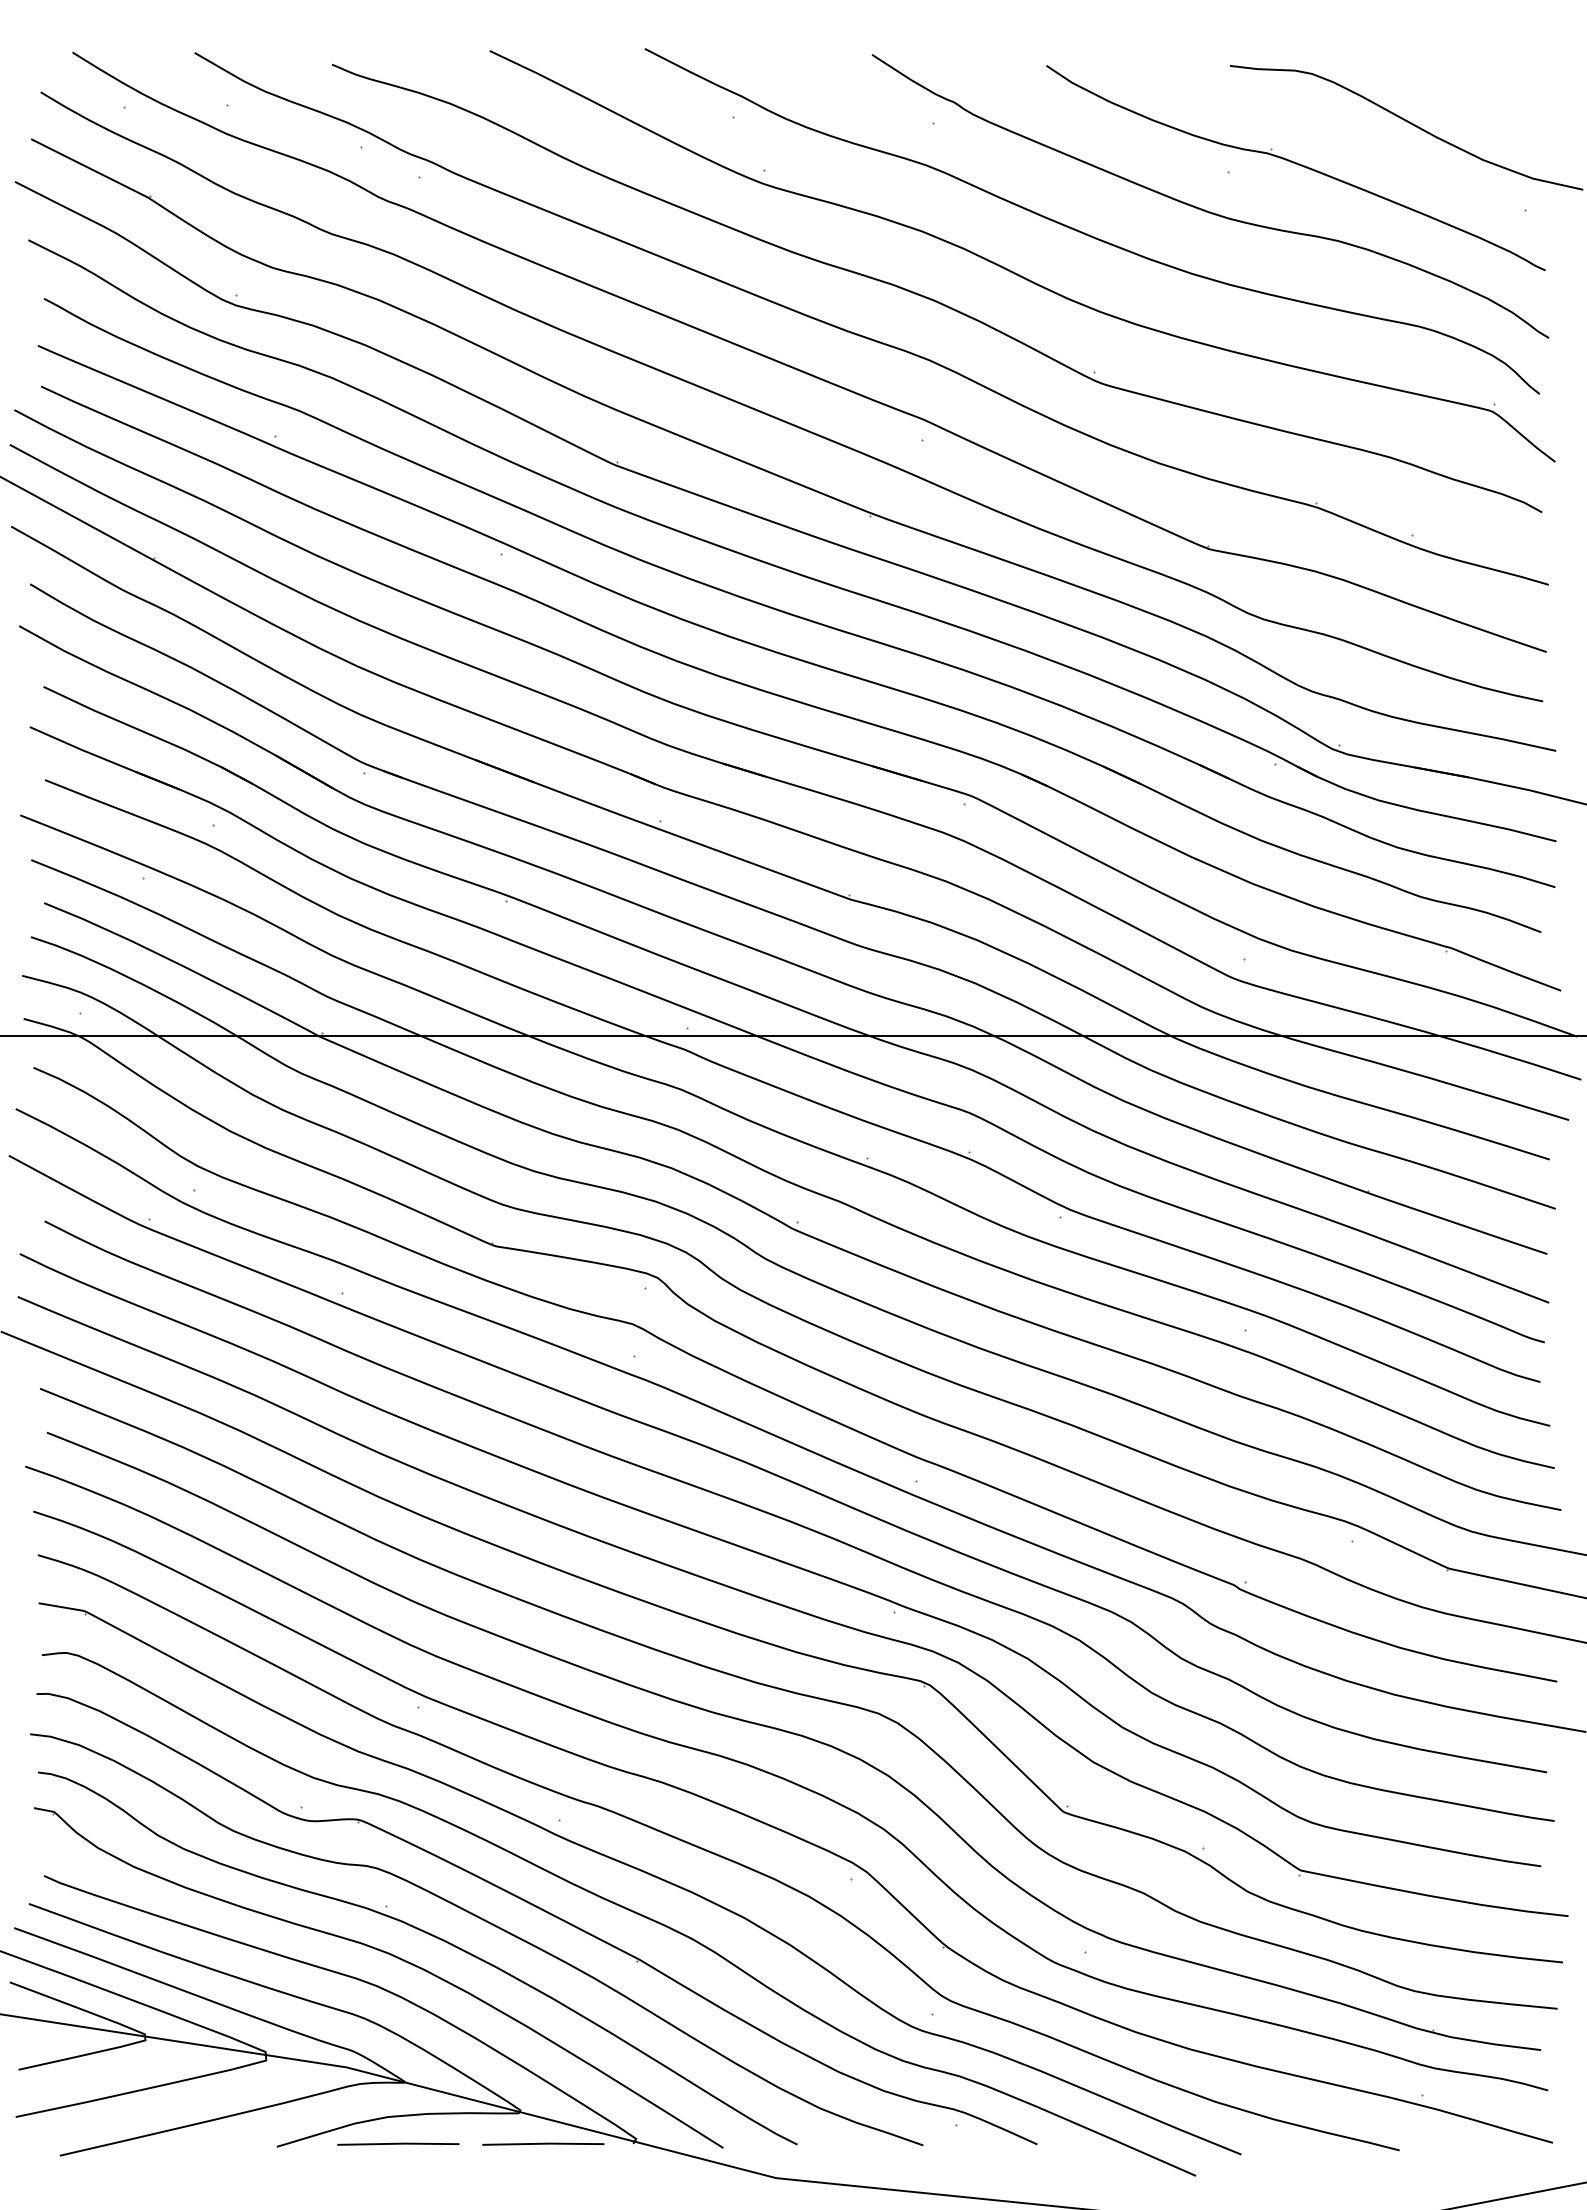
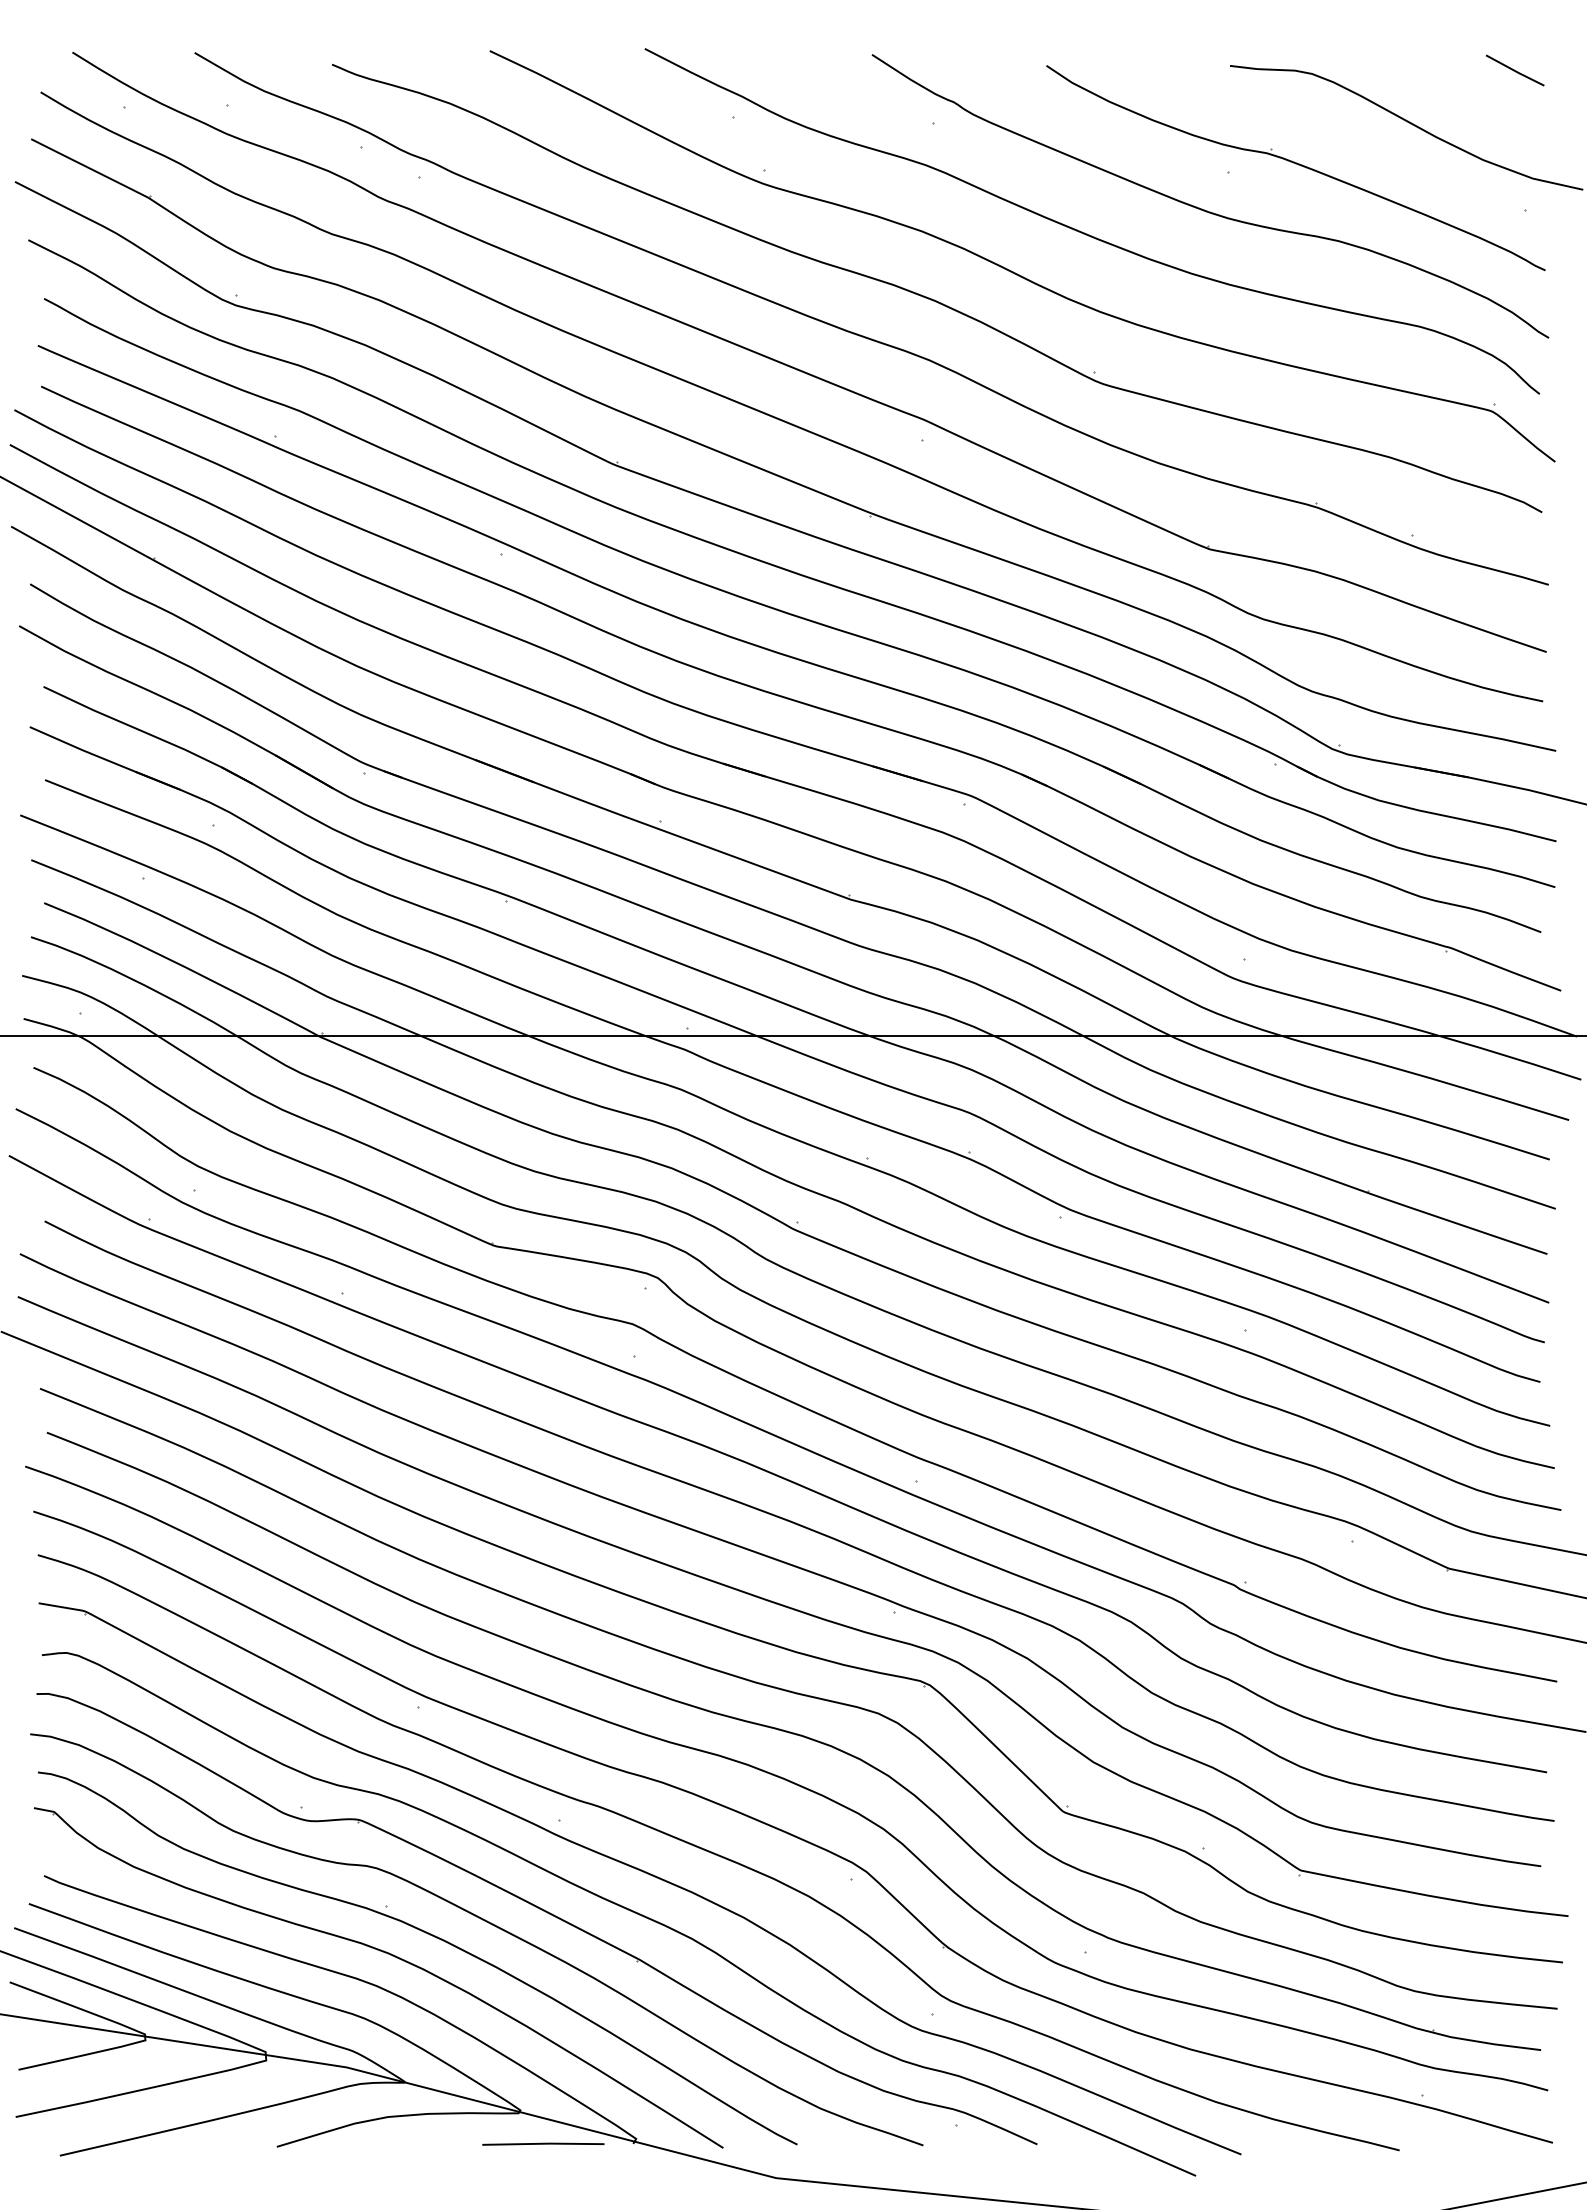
line: none -> present (1515, 70)
line: present -> none (398, 2143)
